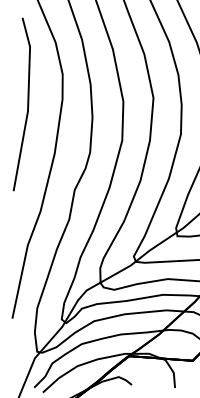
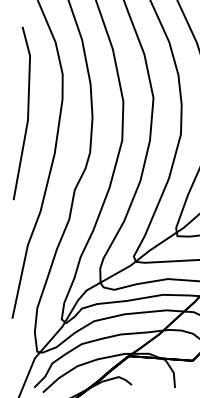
line position: (27, 104) -> (27, 113) (27, 113)
